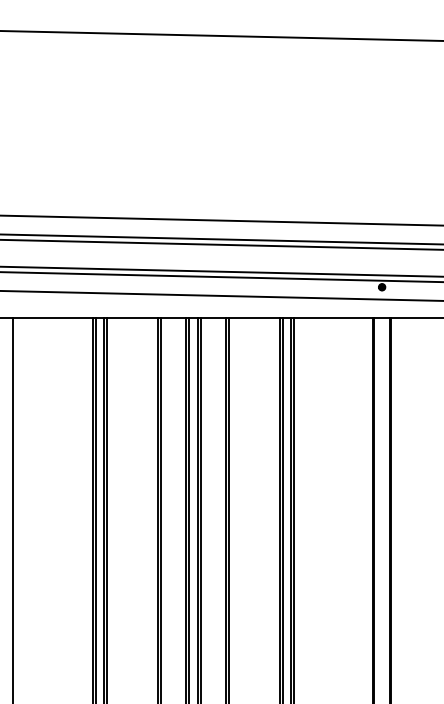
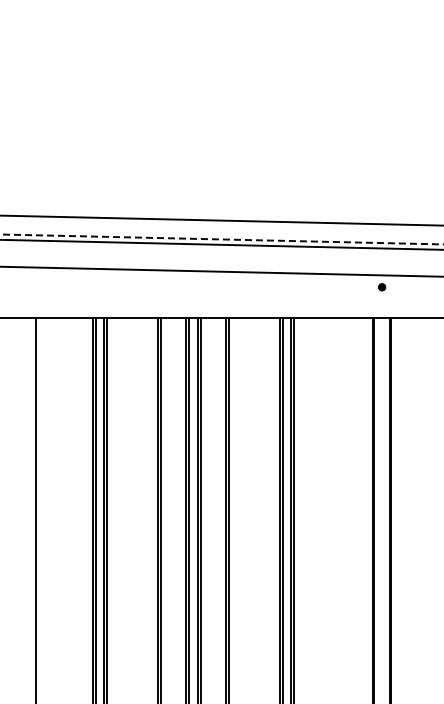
line: present -> none (221, 35)
line: solid -> dashed (222, 239)
line: present -> none (221, 277)
line: present -> none (221, 295)
line position: (13, 509) -> (36, 509) (36, 509)
